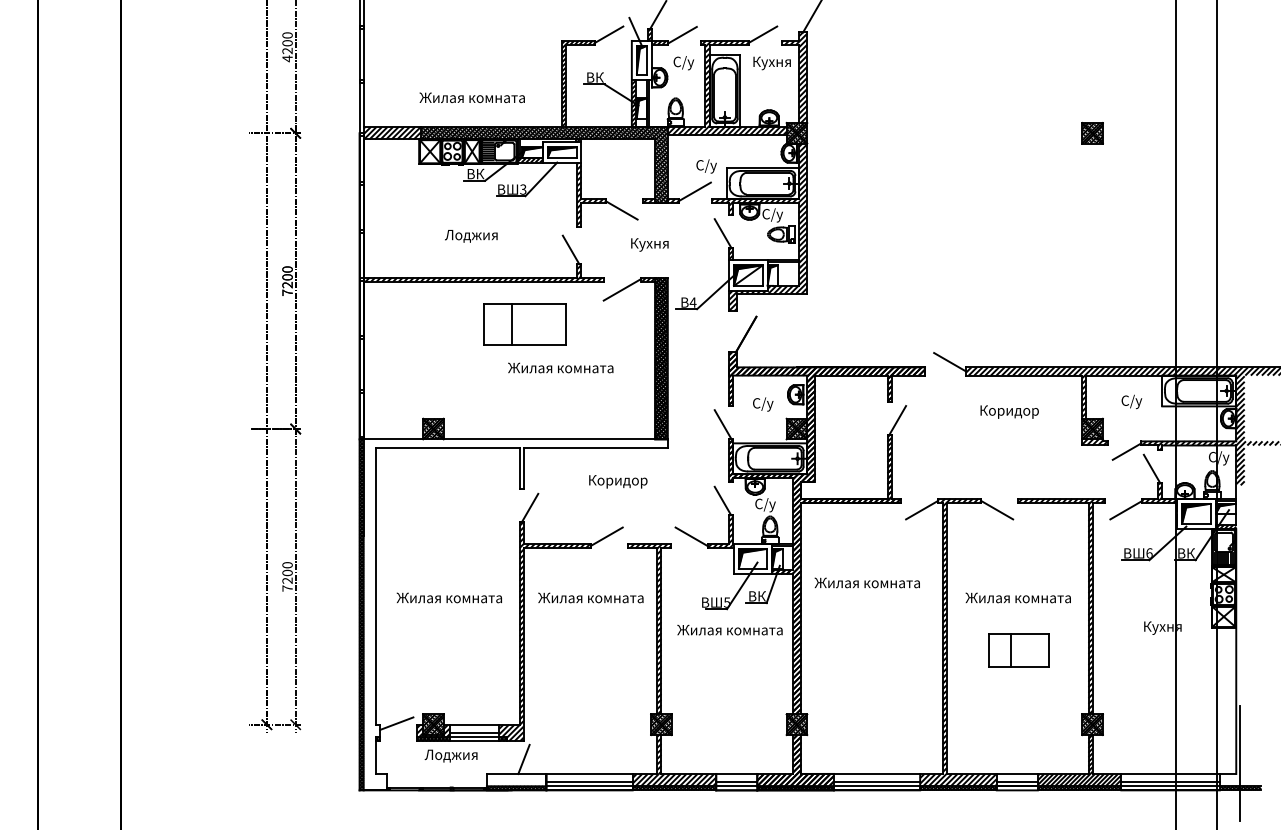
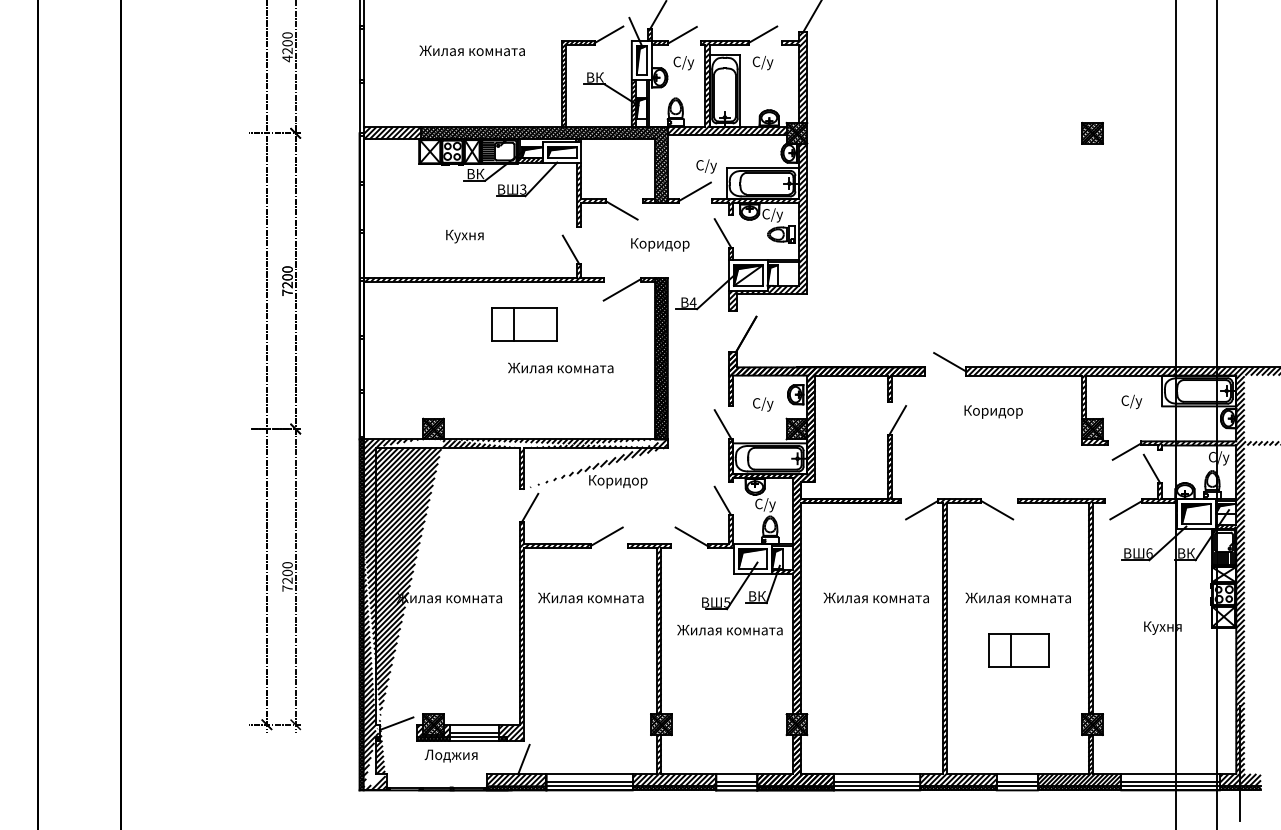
text: Кухня -> С/у (771, 63)
text position: (471, 97) -> (471, 50) (471, 50)
text: Лоджия -> Кухня (471, 236)
text: Кухня -> Коридор (664, 245)
part size: 84x43 px -> 67x35 px (524, 324)
text position: (1009, 411) -> (993, 411) (993, 411)
text position: (866, 582) -> (875, 597) (875, 597)
hatch: none -> present (515, 614)
hatch: none -> present (1239, 635)
hatch: none -> present (516, 779)
